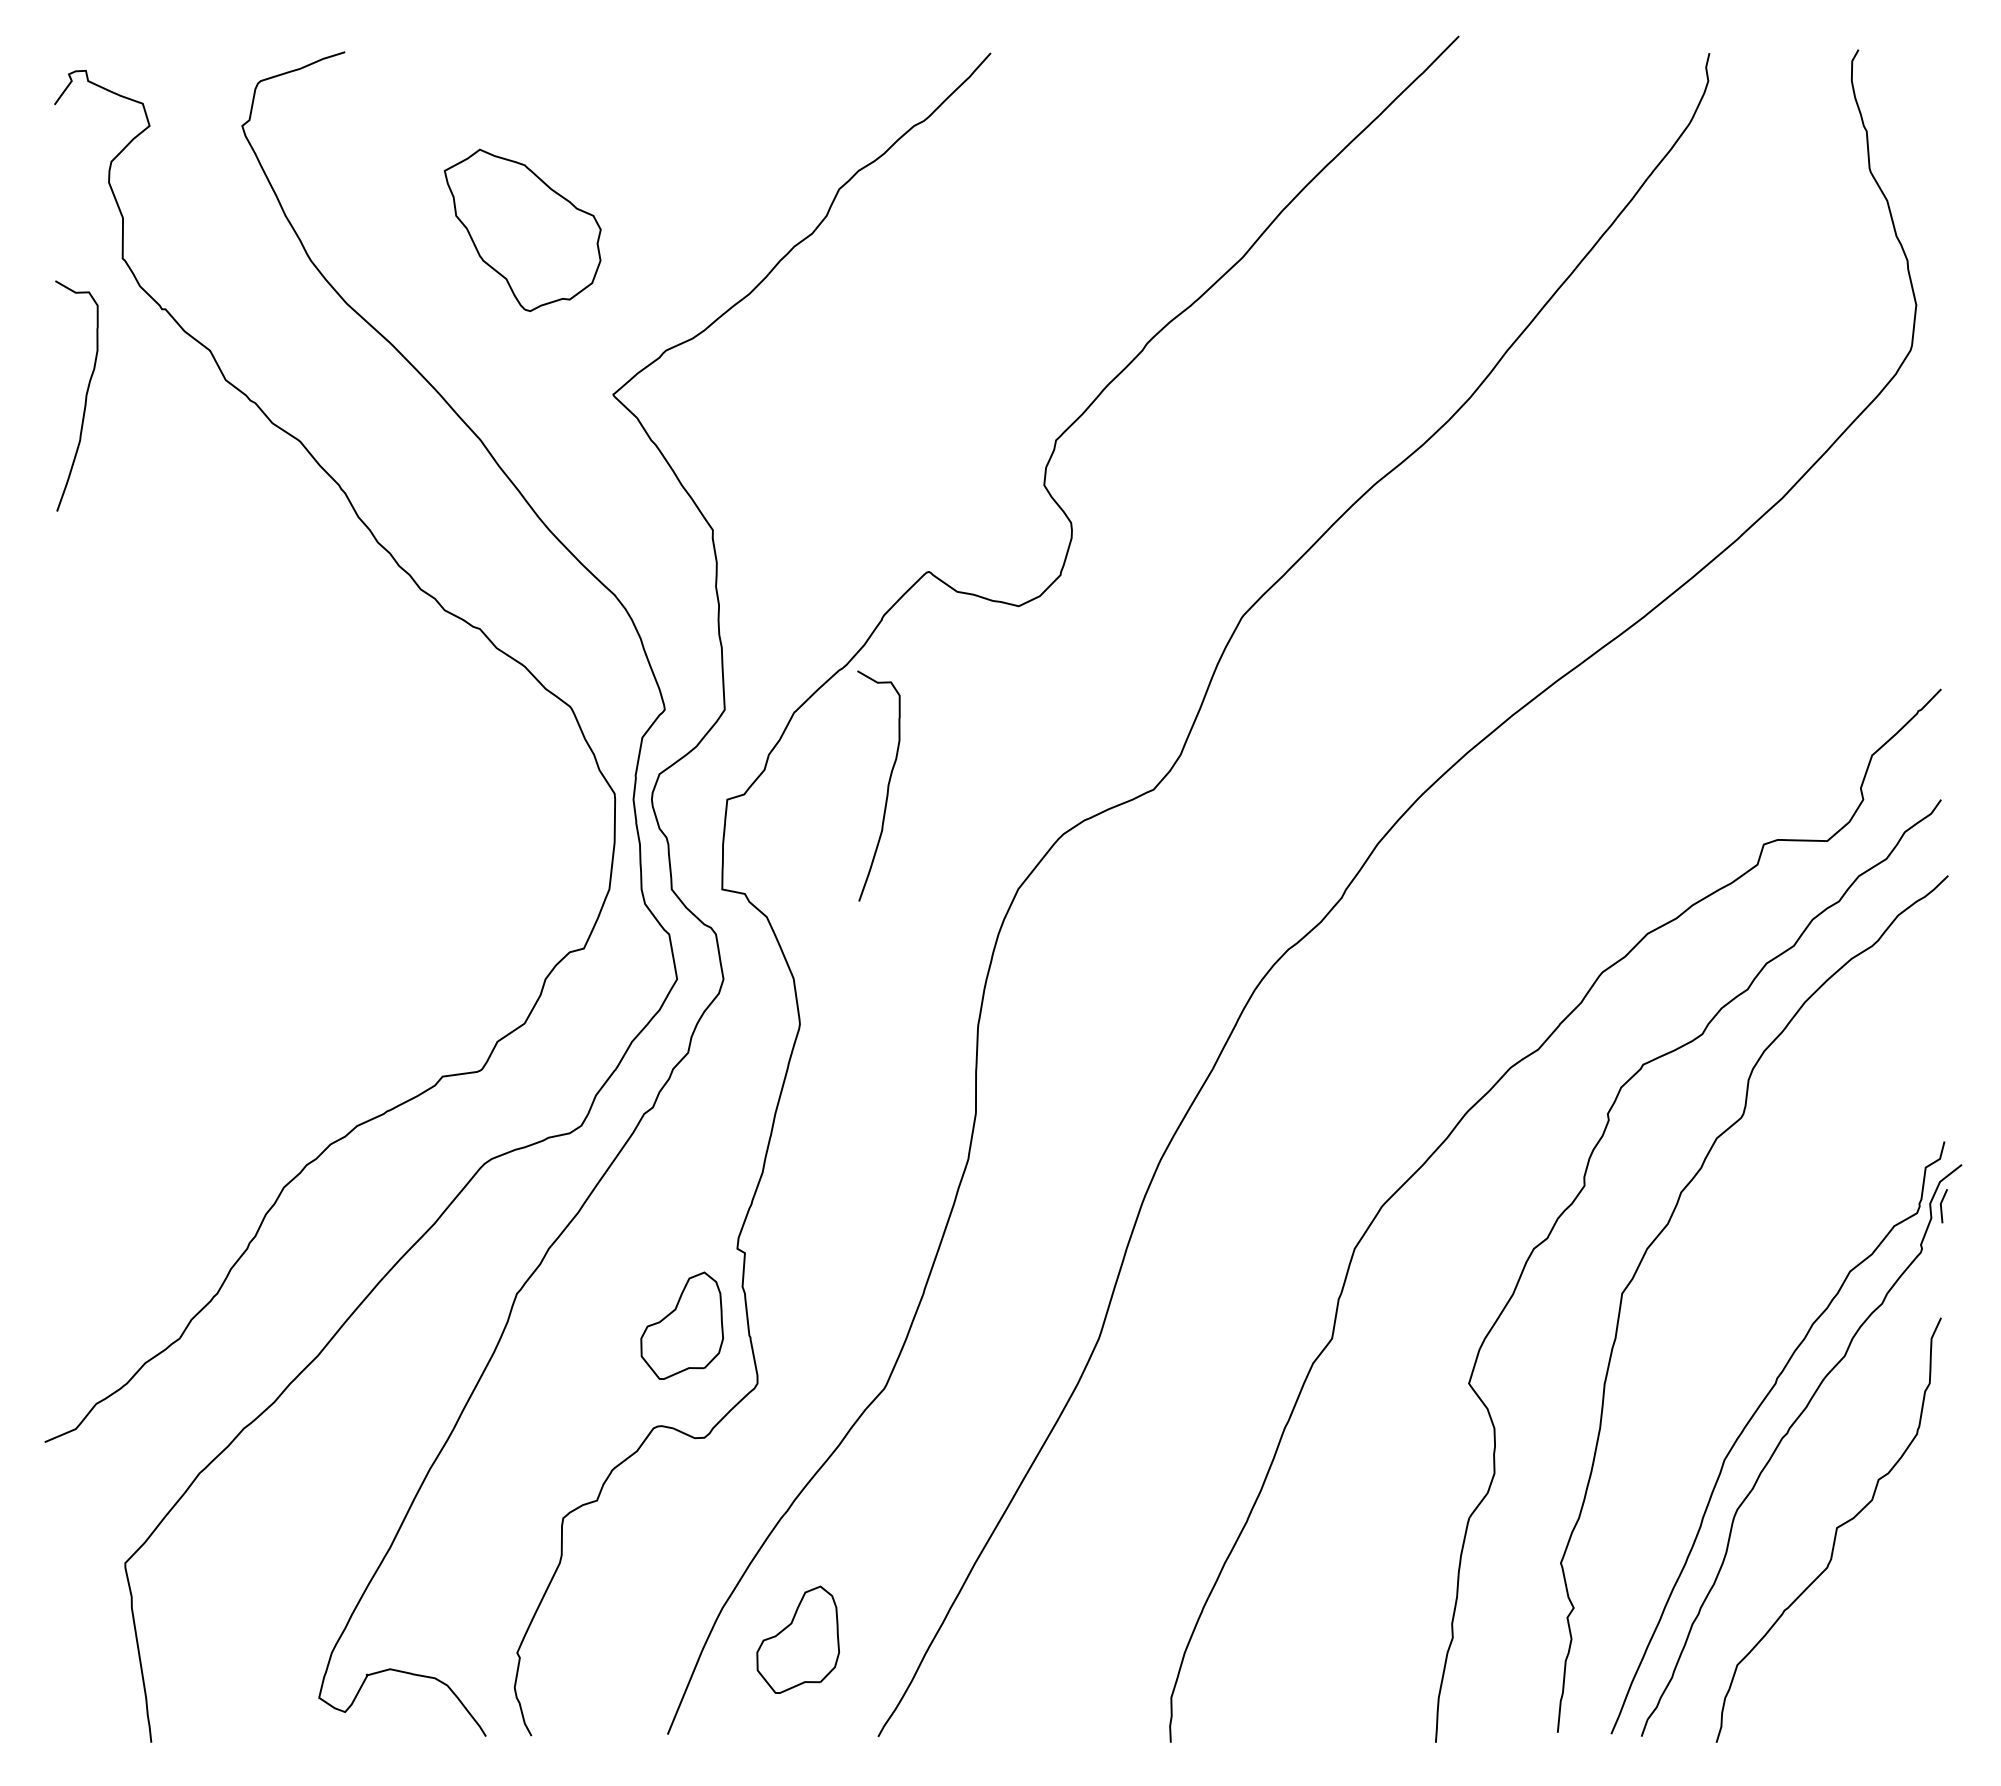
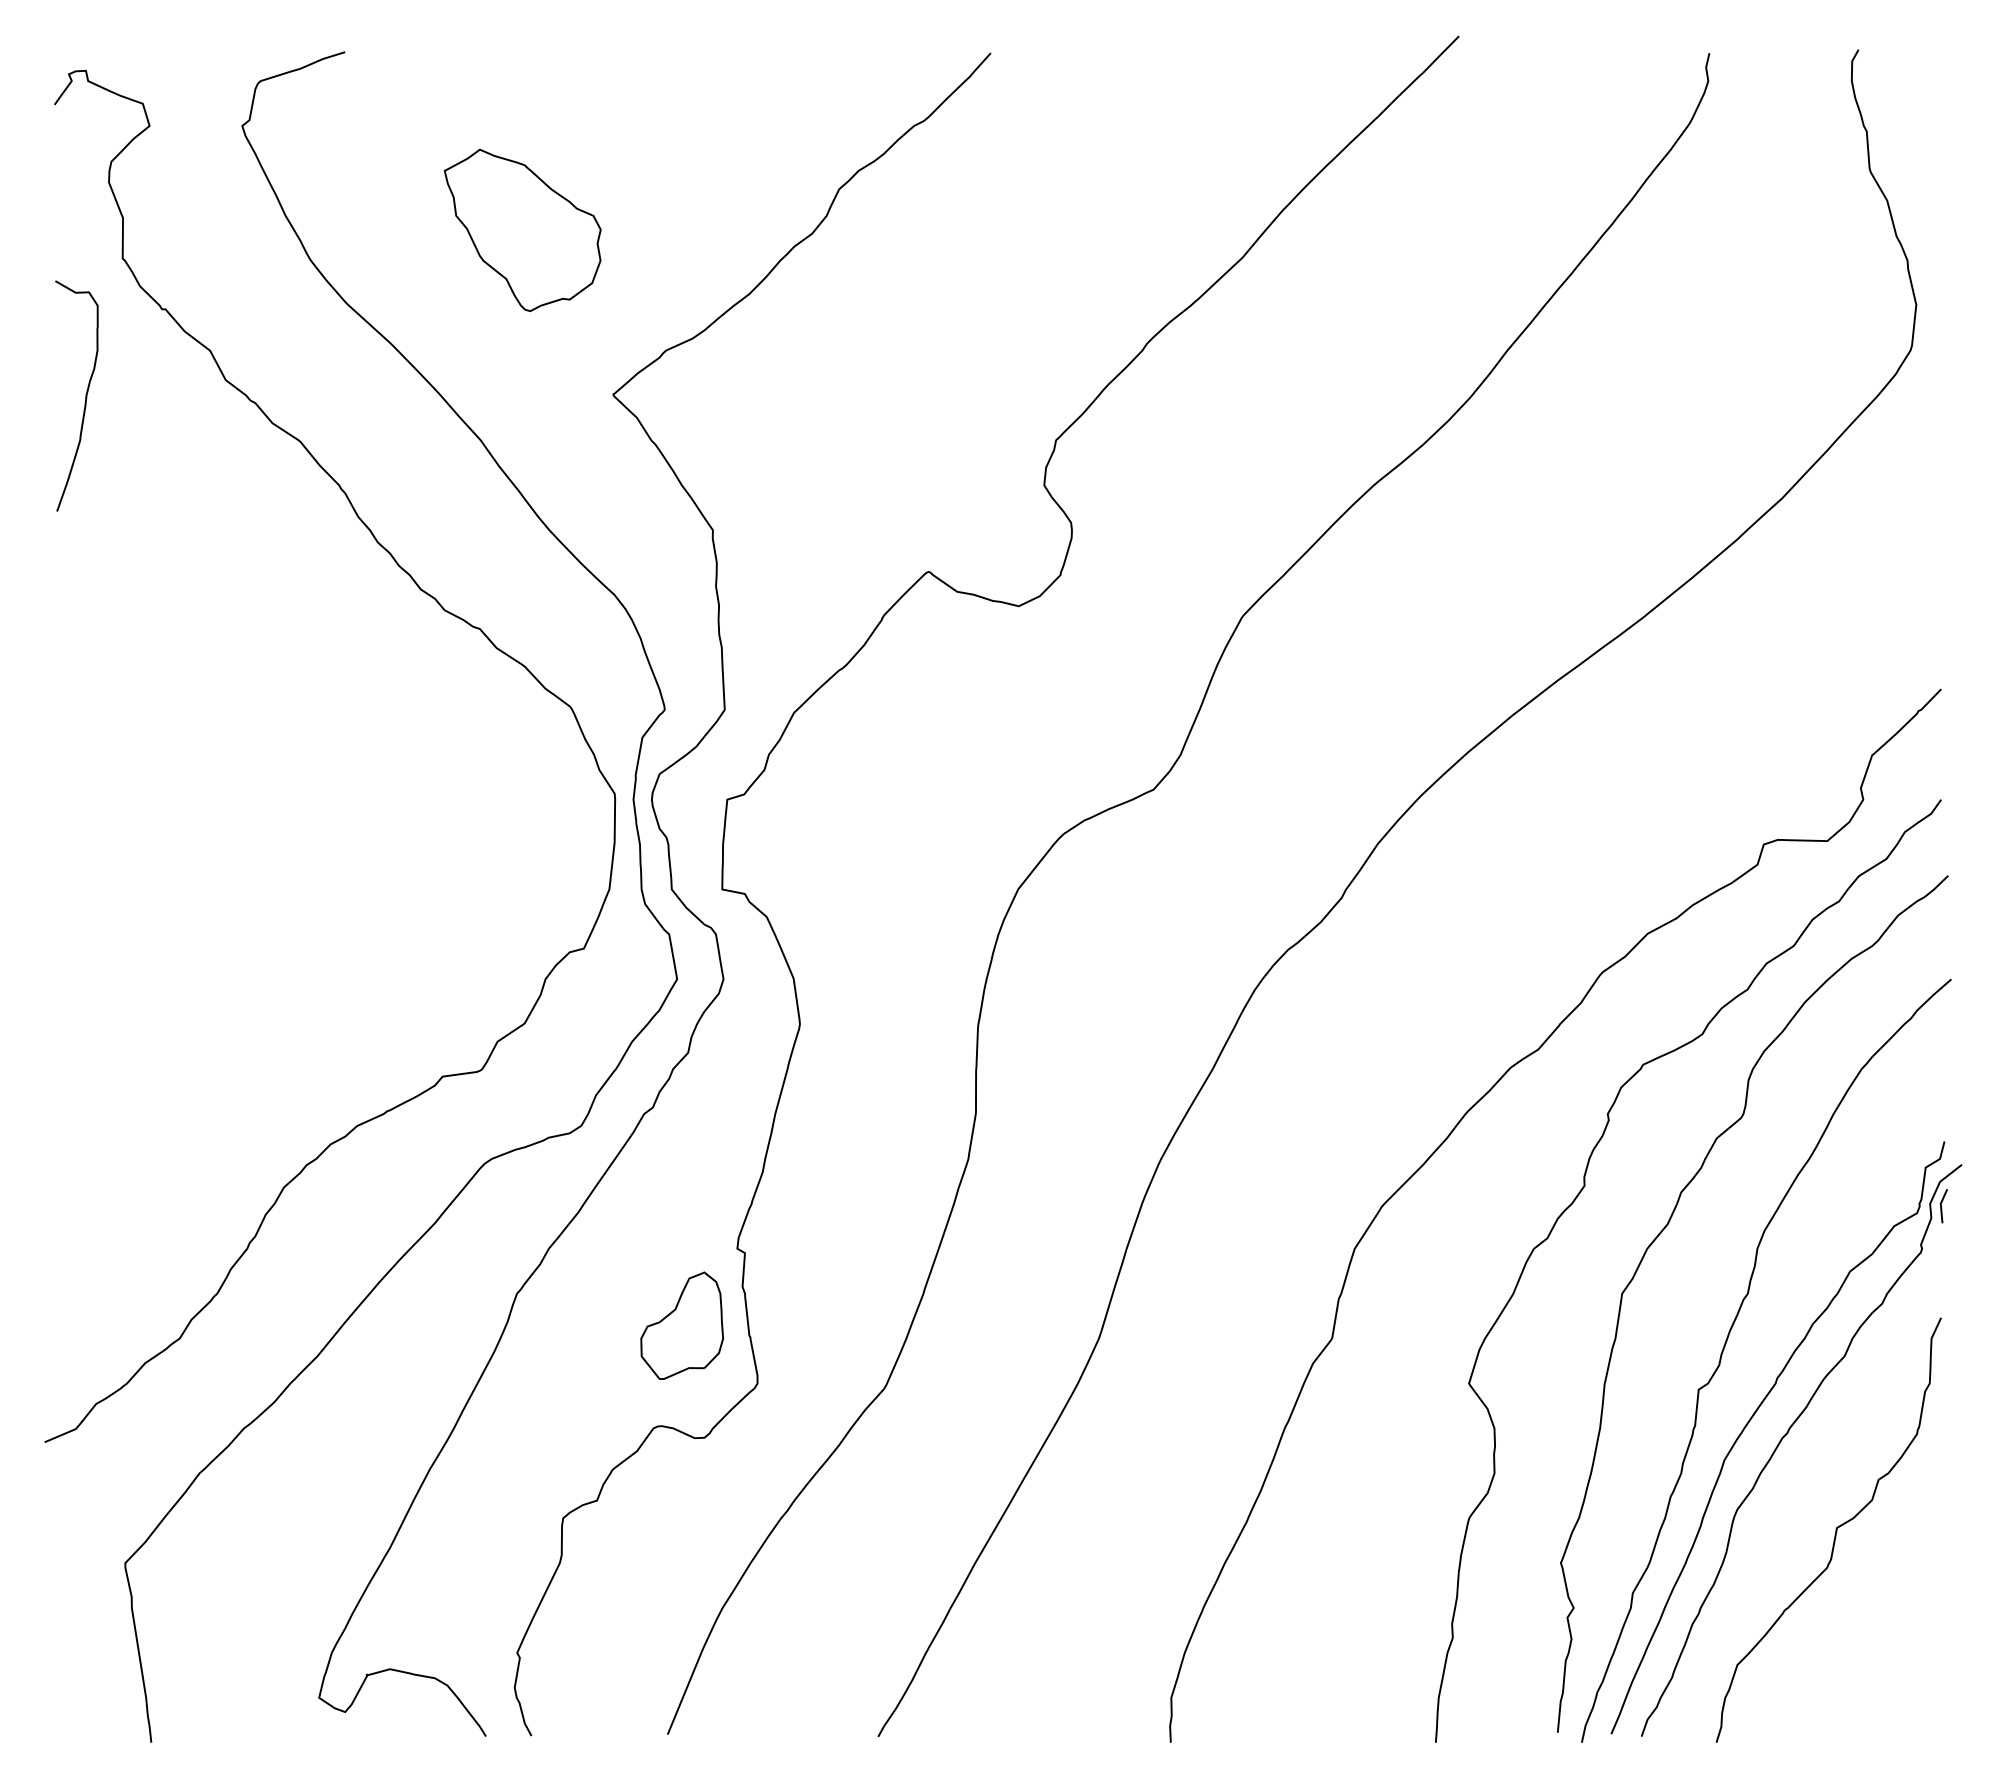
curve: present -> none (887, 785)
curve: none -> present (1726, 1344)
part: present -> none (797, 1639)
